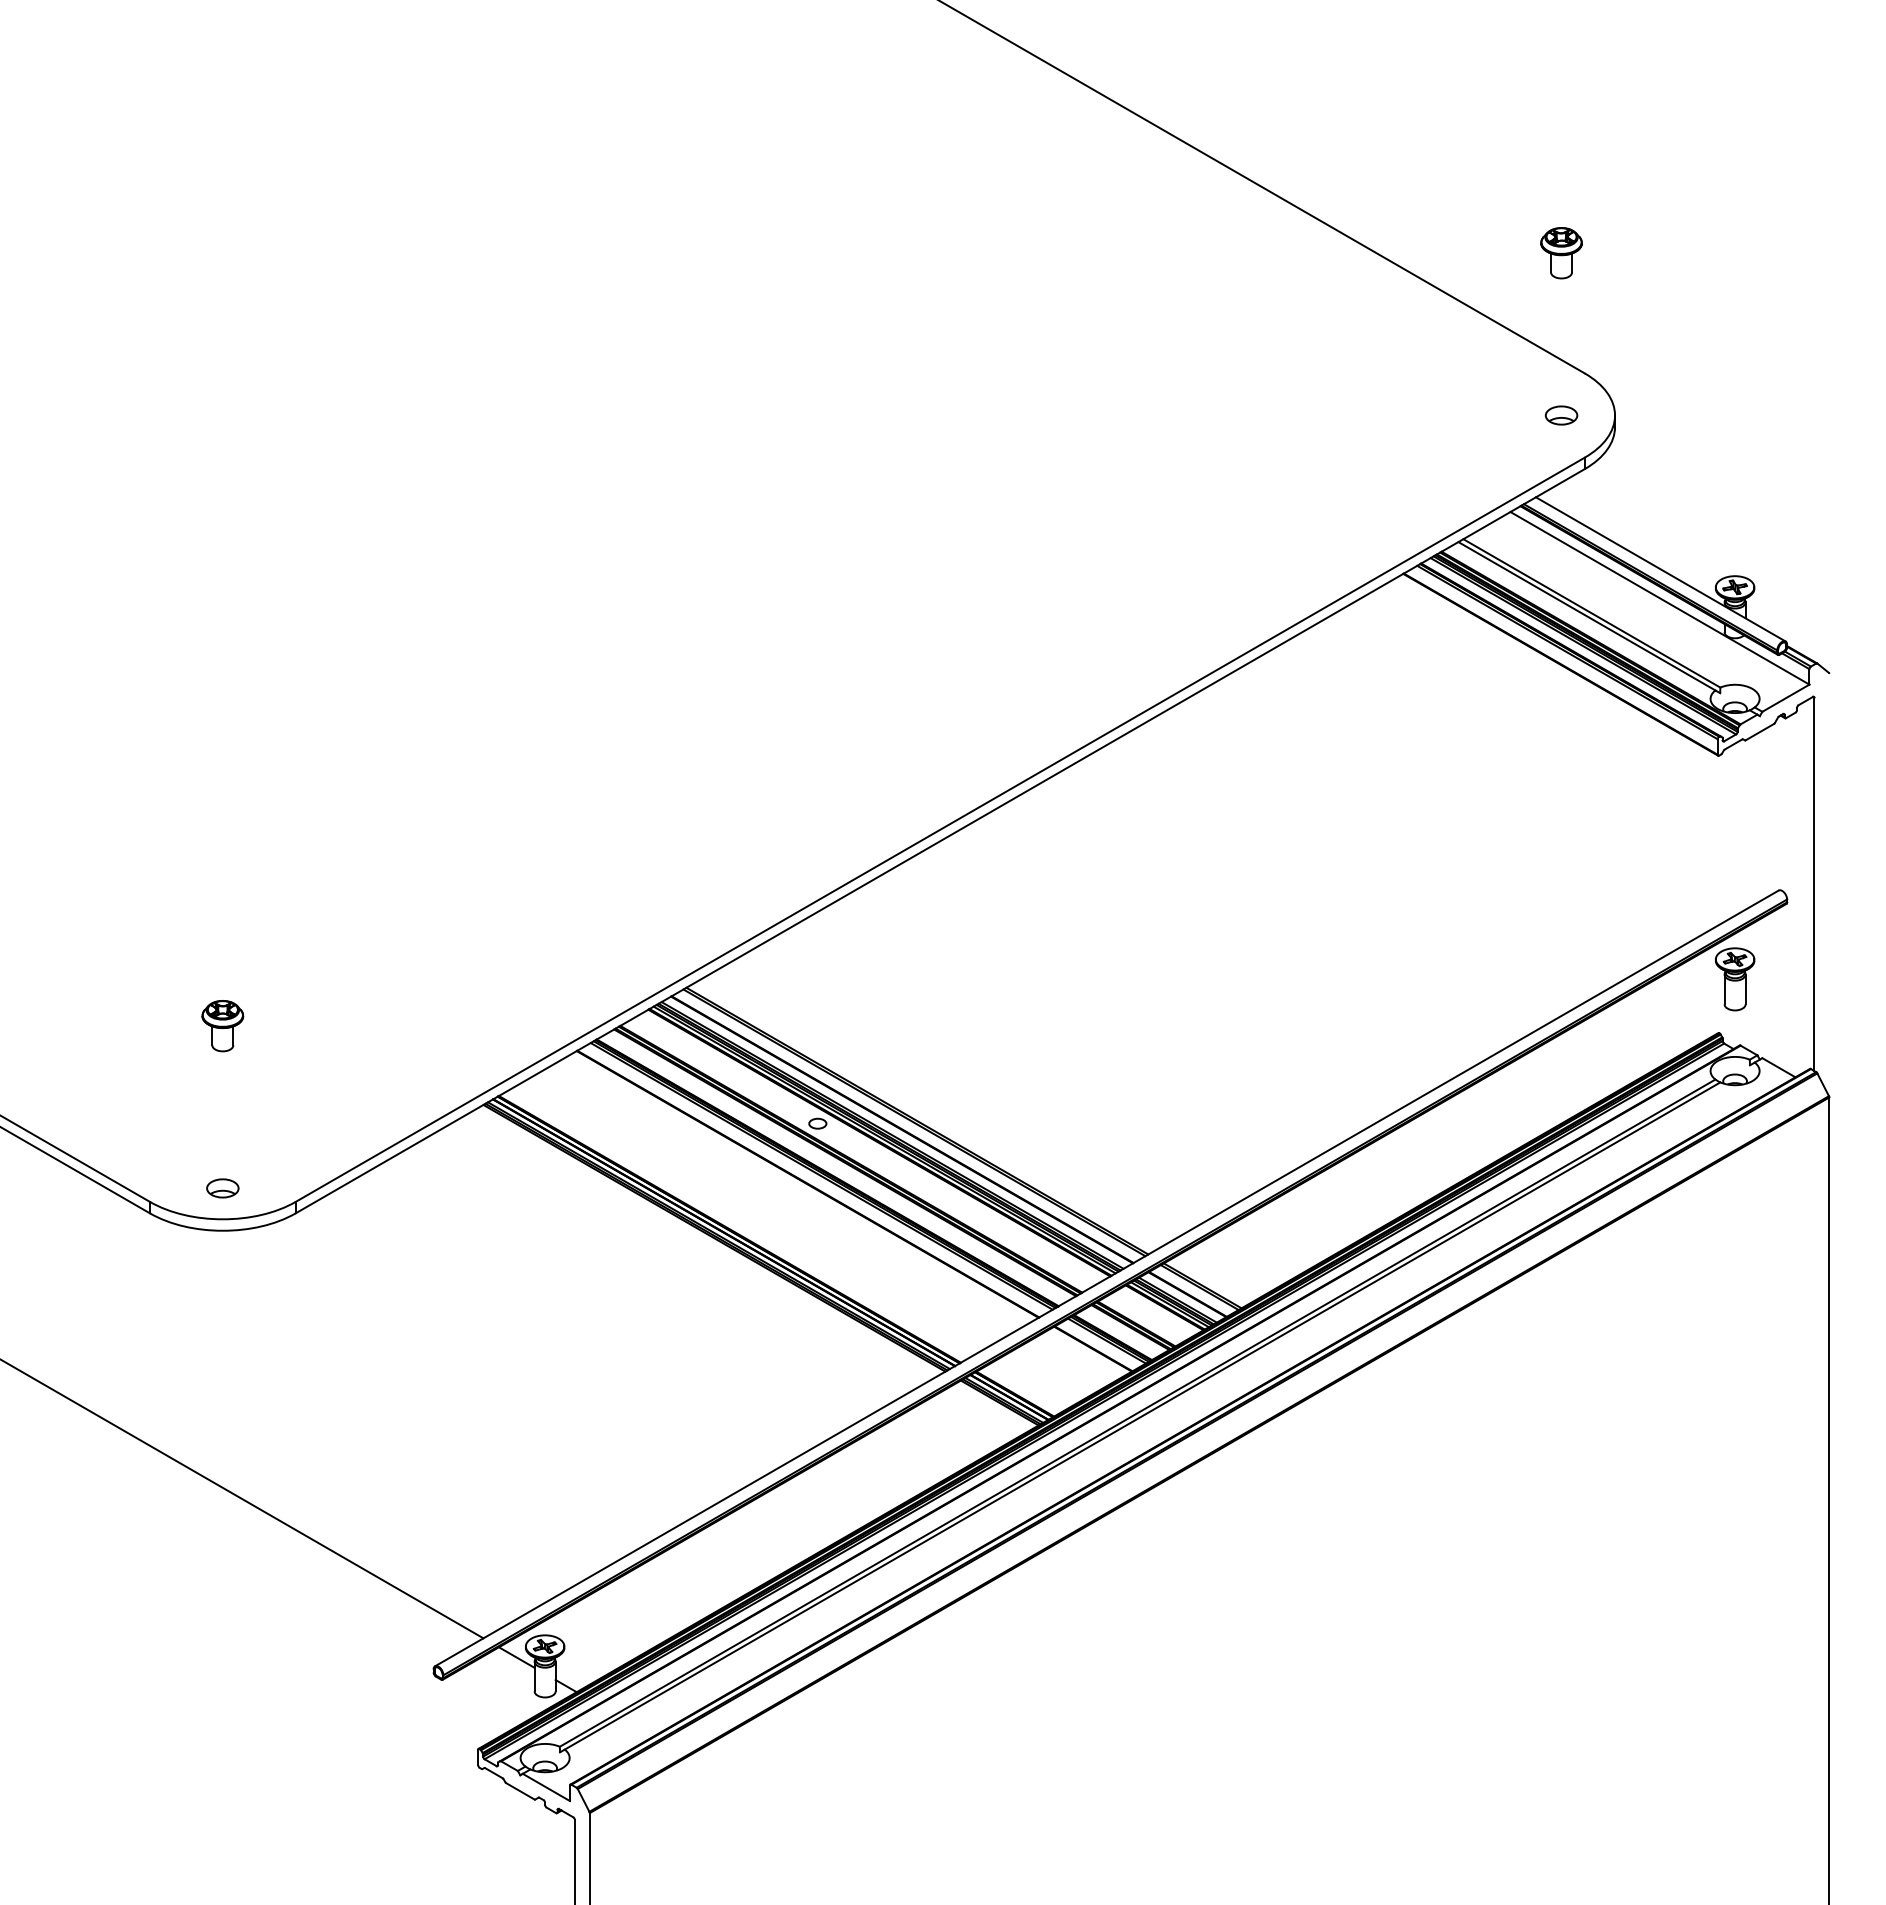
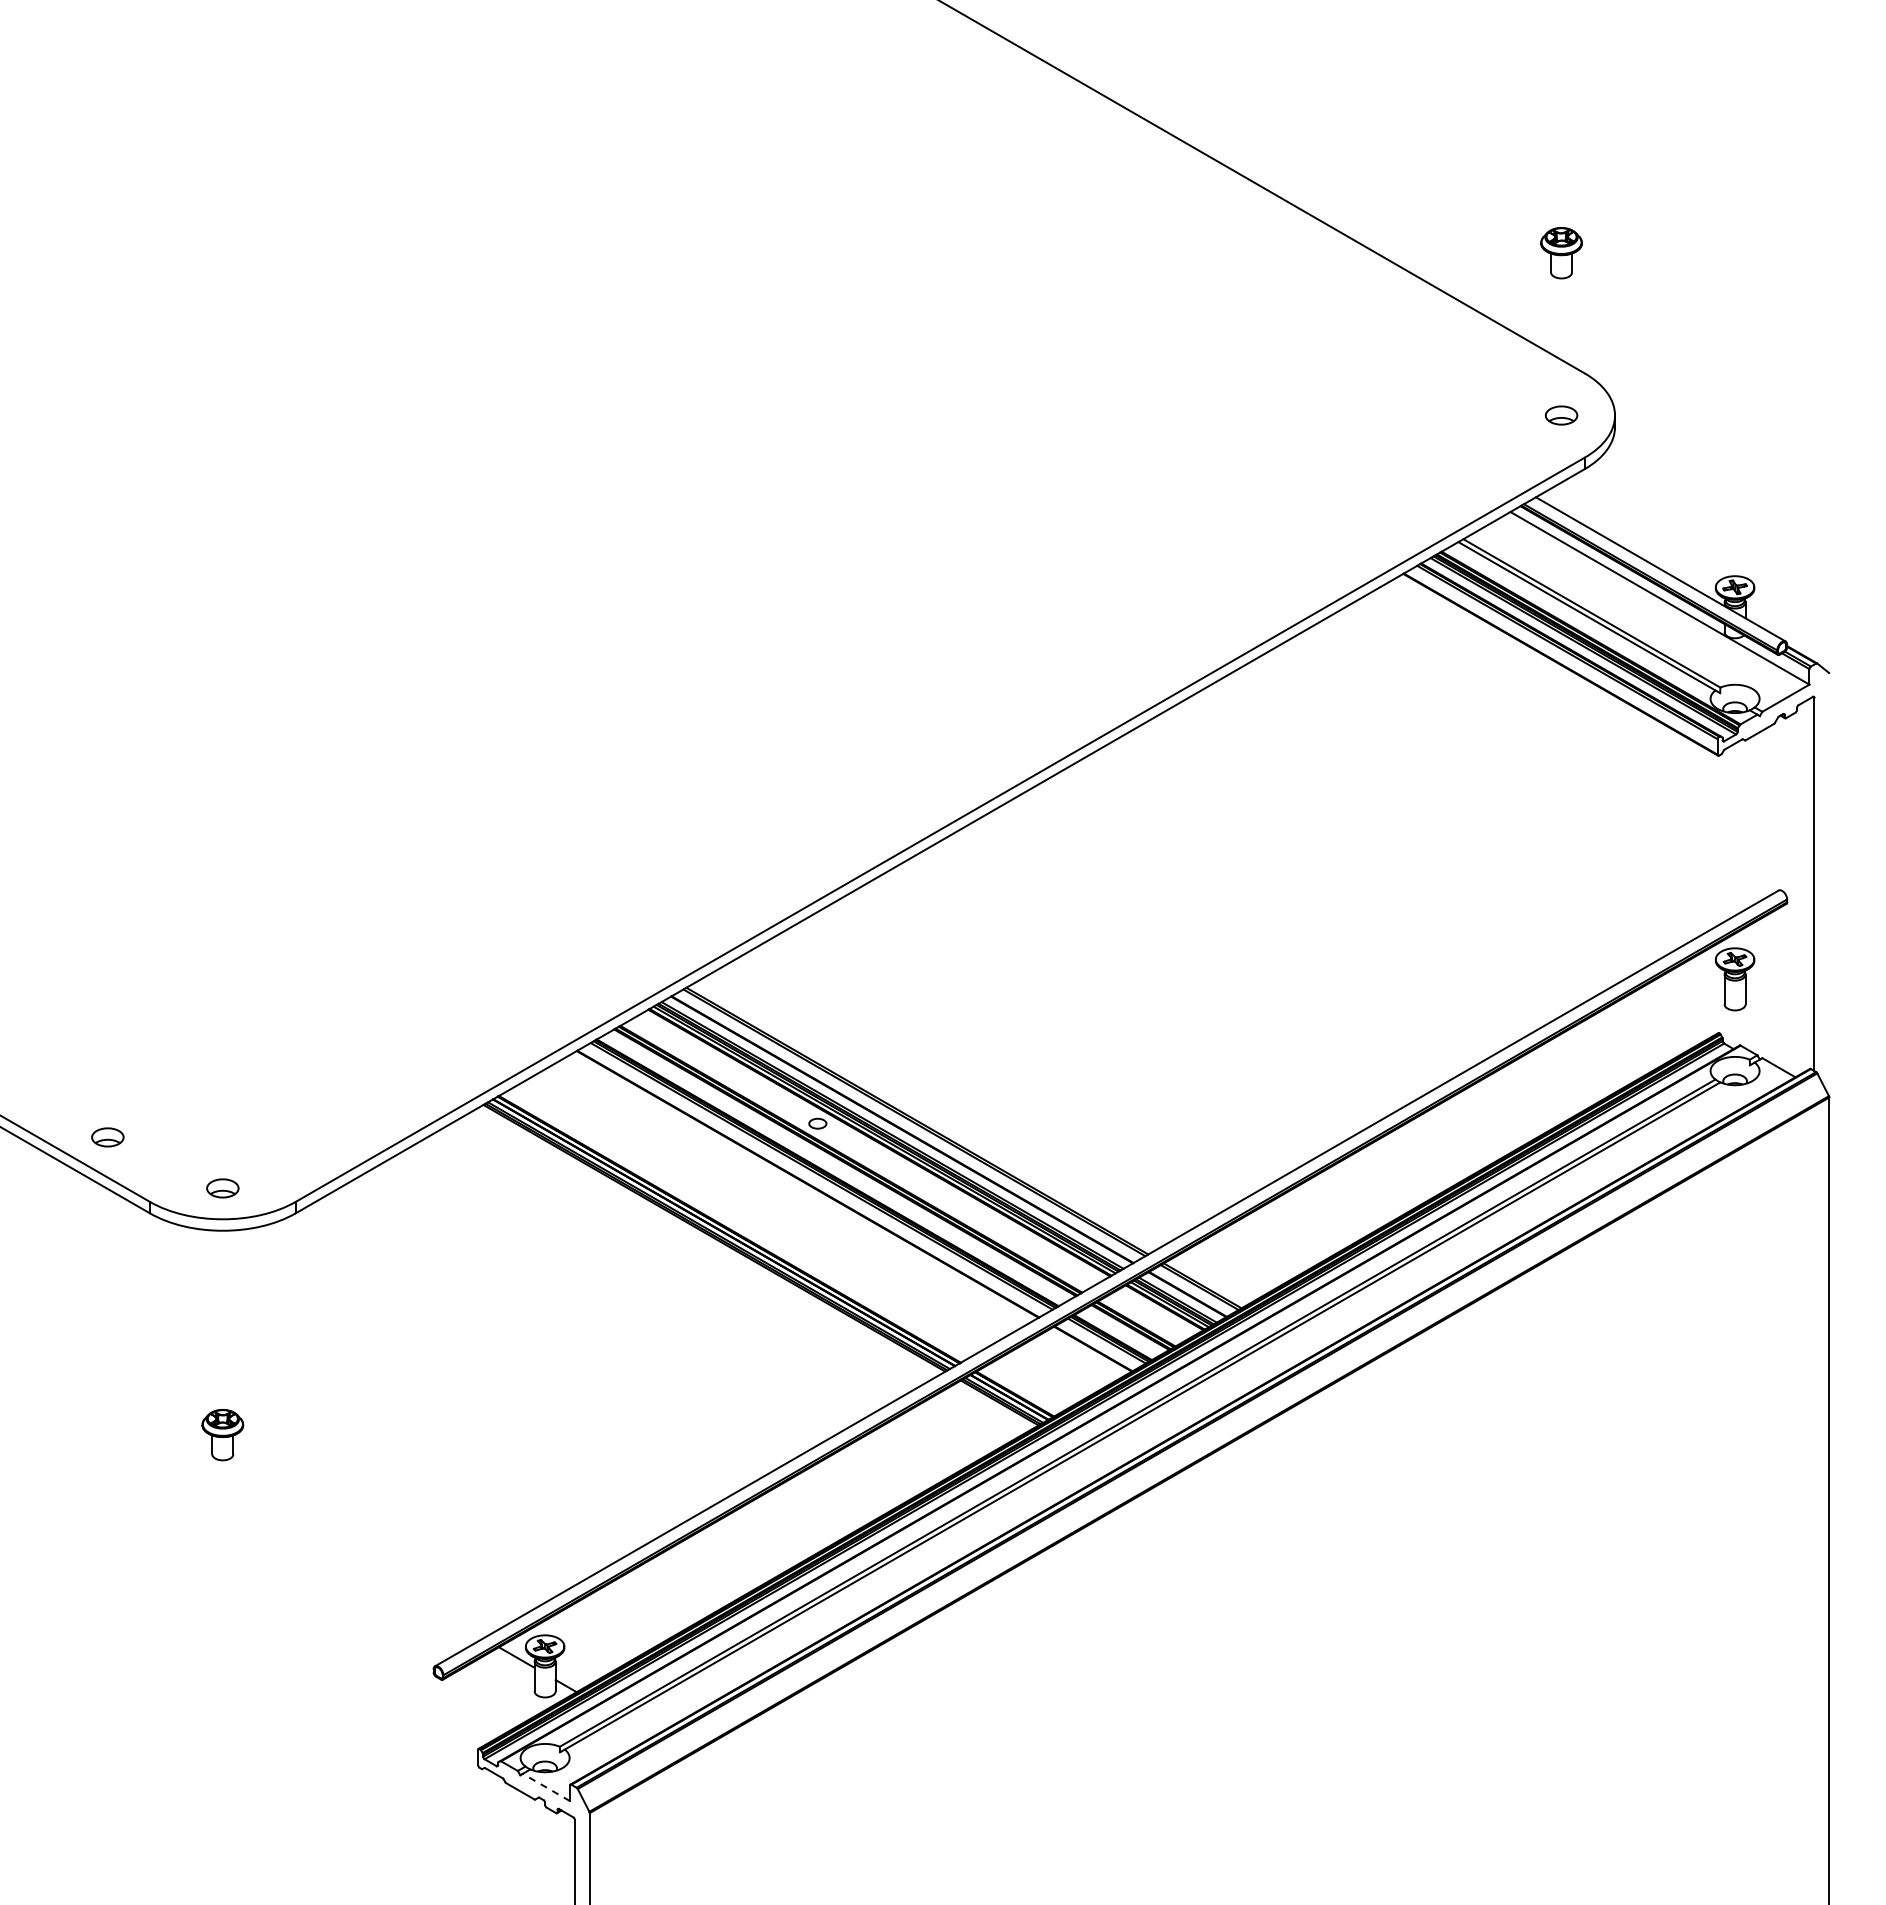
part position: (222, 1026) -> (222, 1435) (222, 1435)
part: none -> present (107, 1137)
line: present -> none (242, 1499)
line: solid -> dashed (545, 1787)
